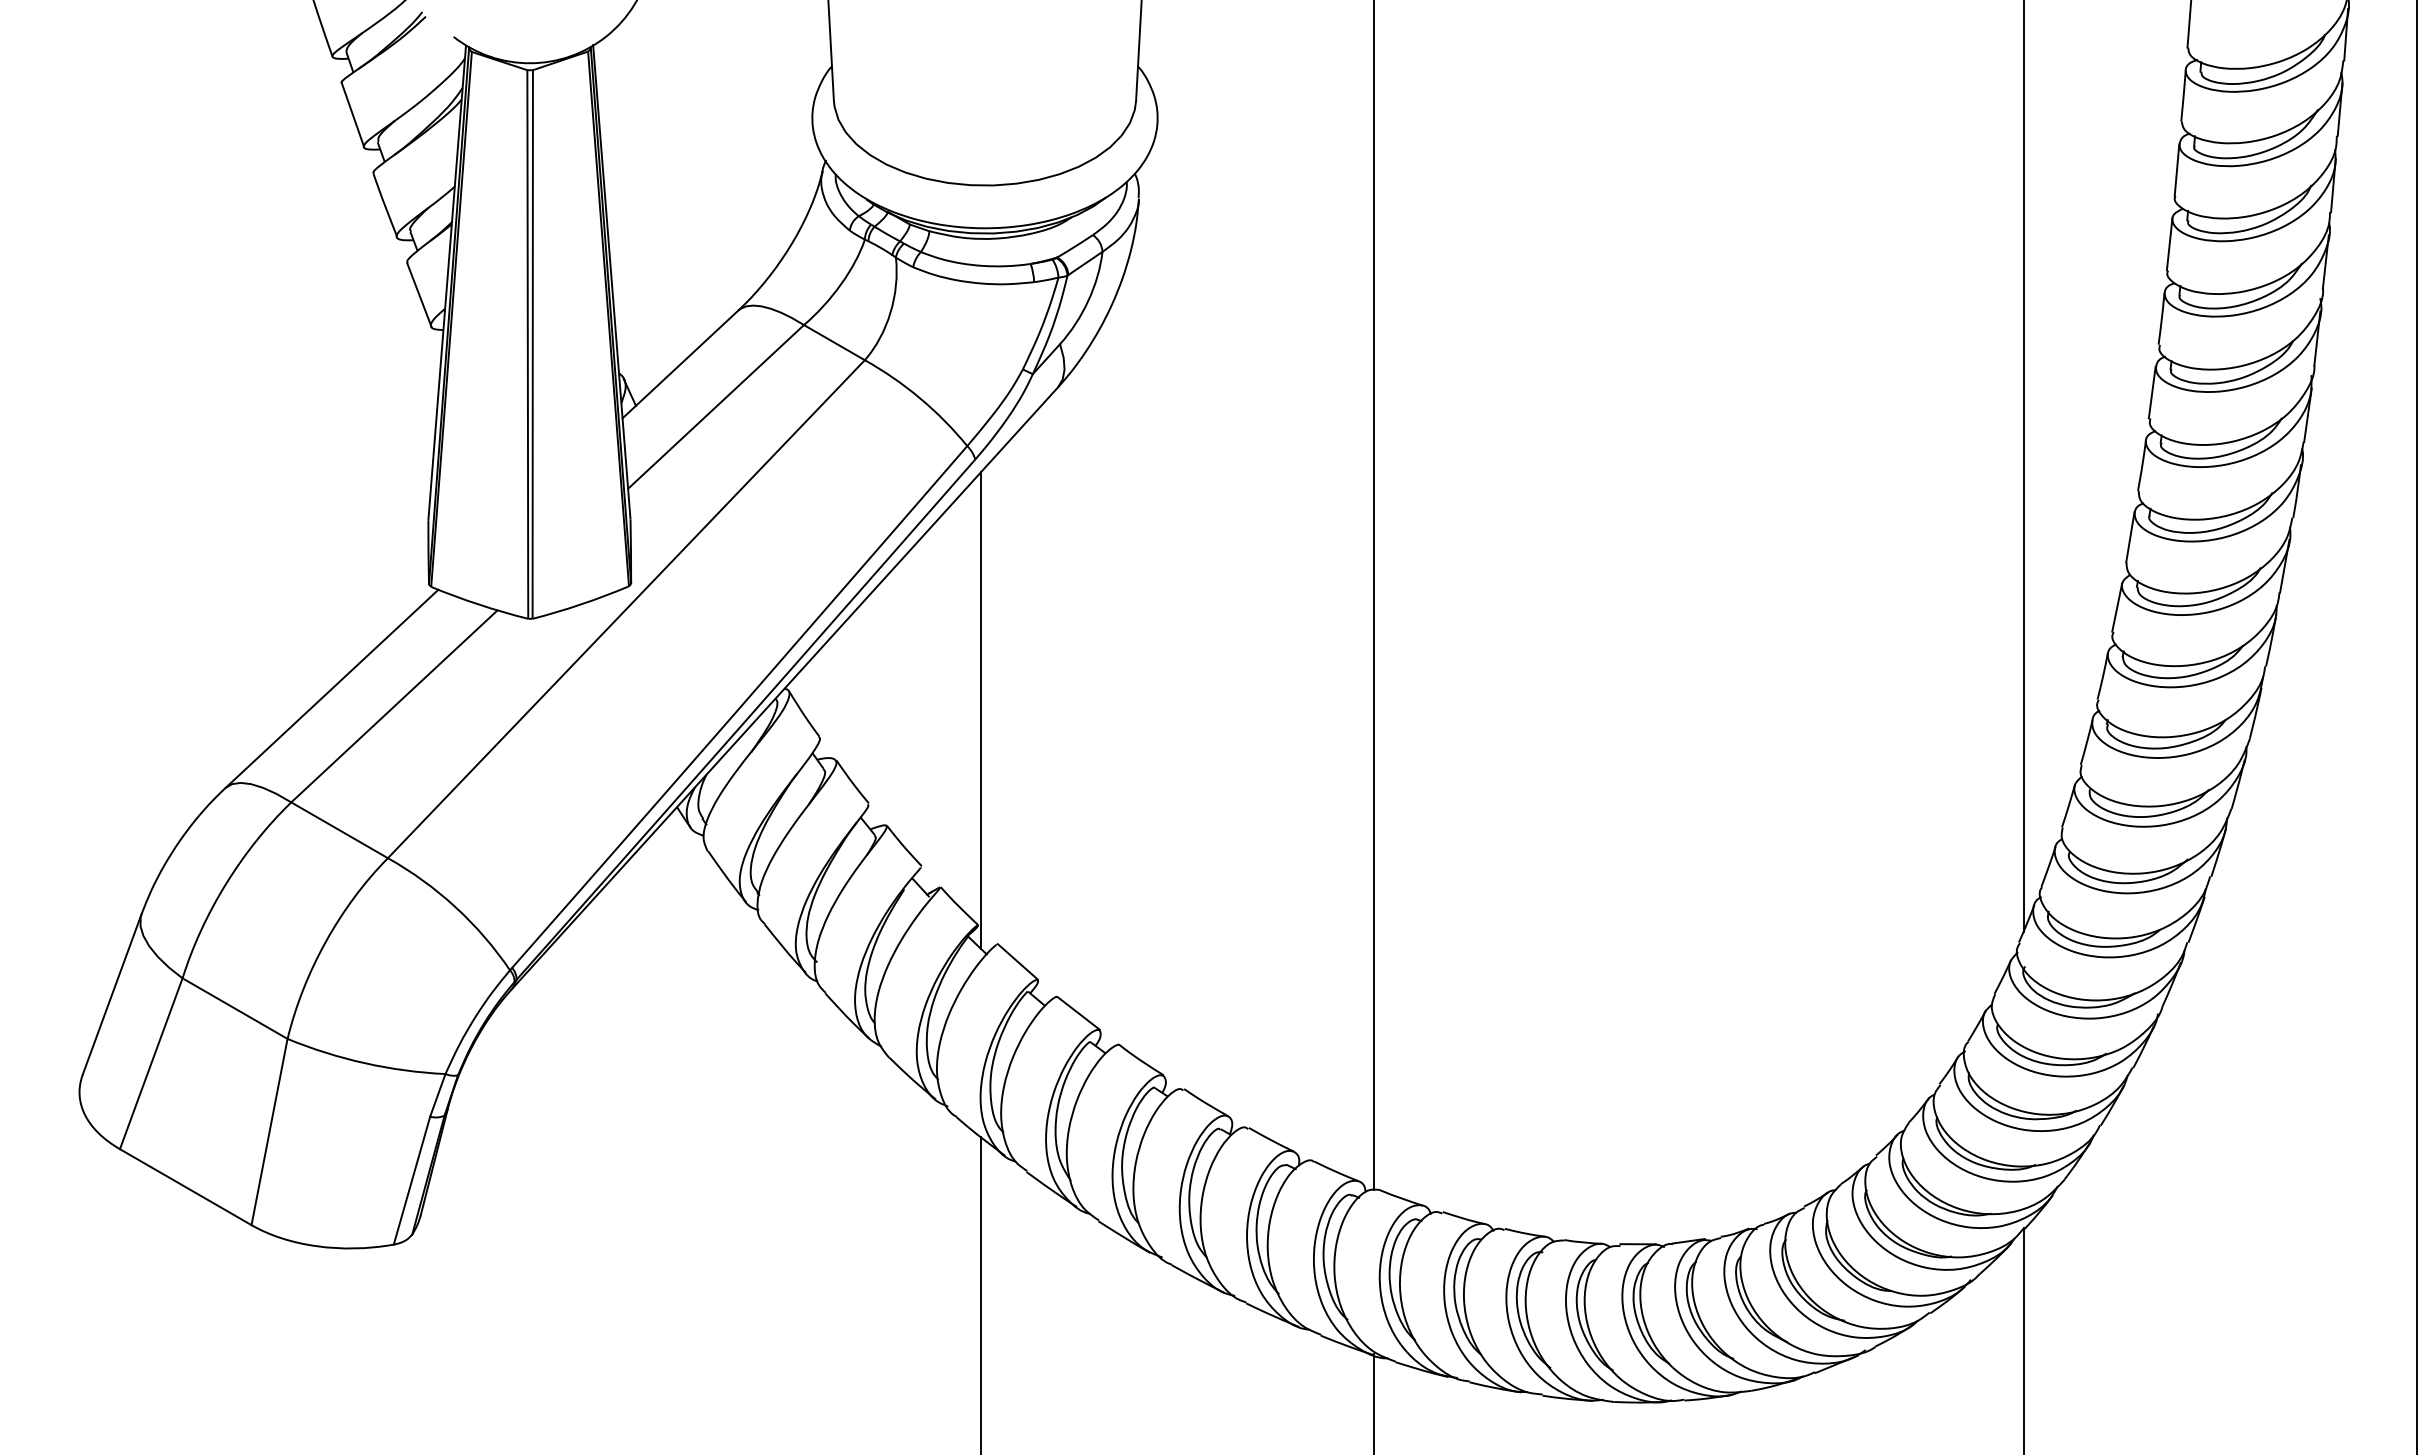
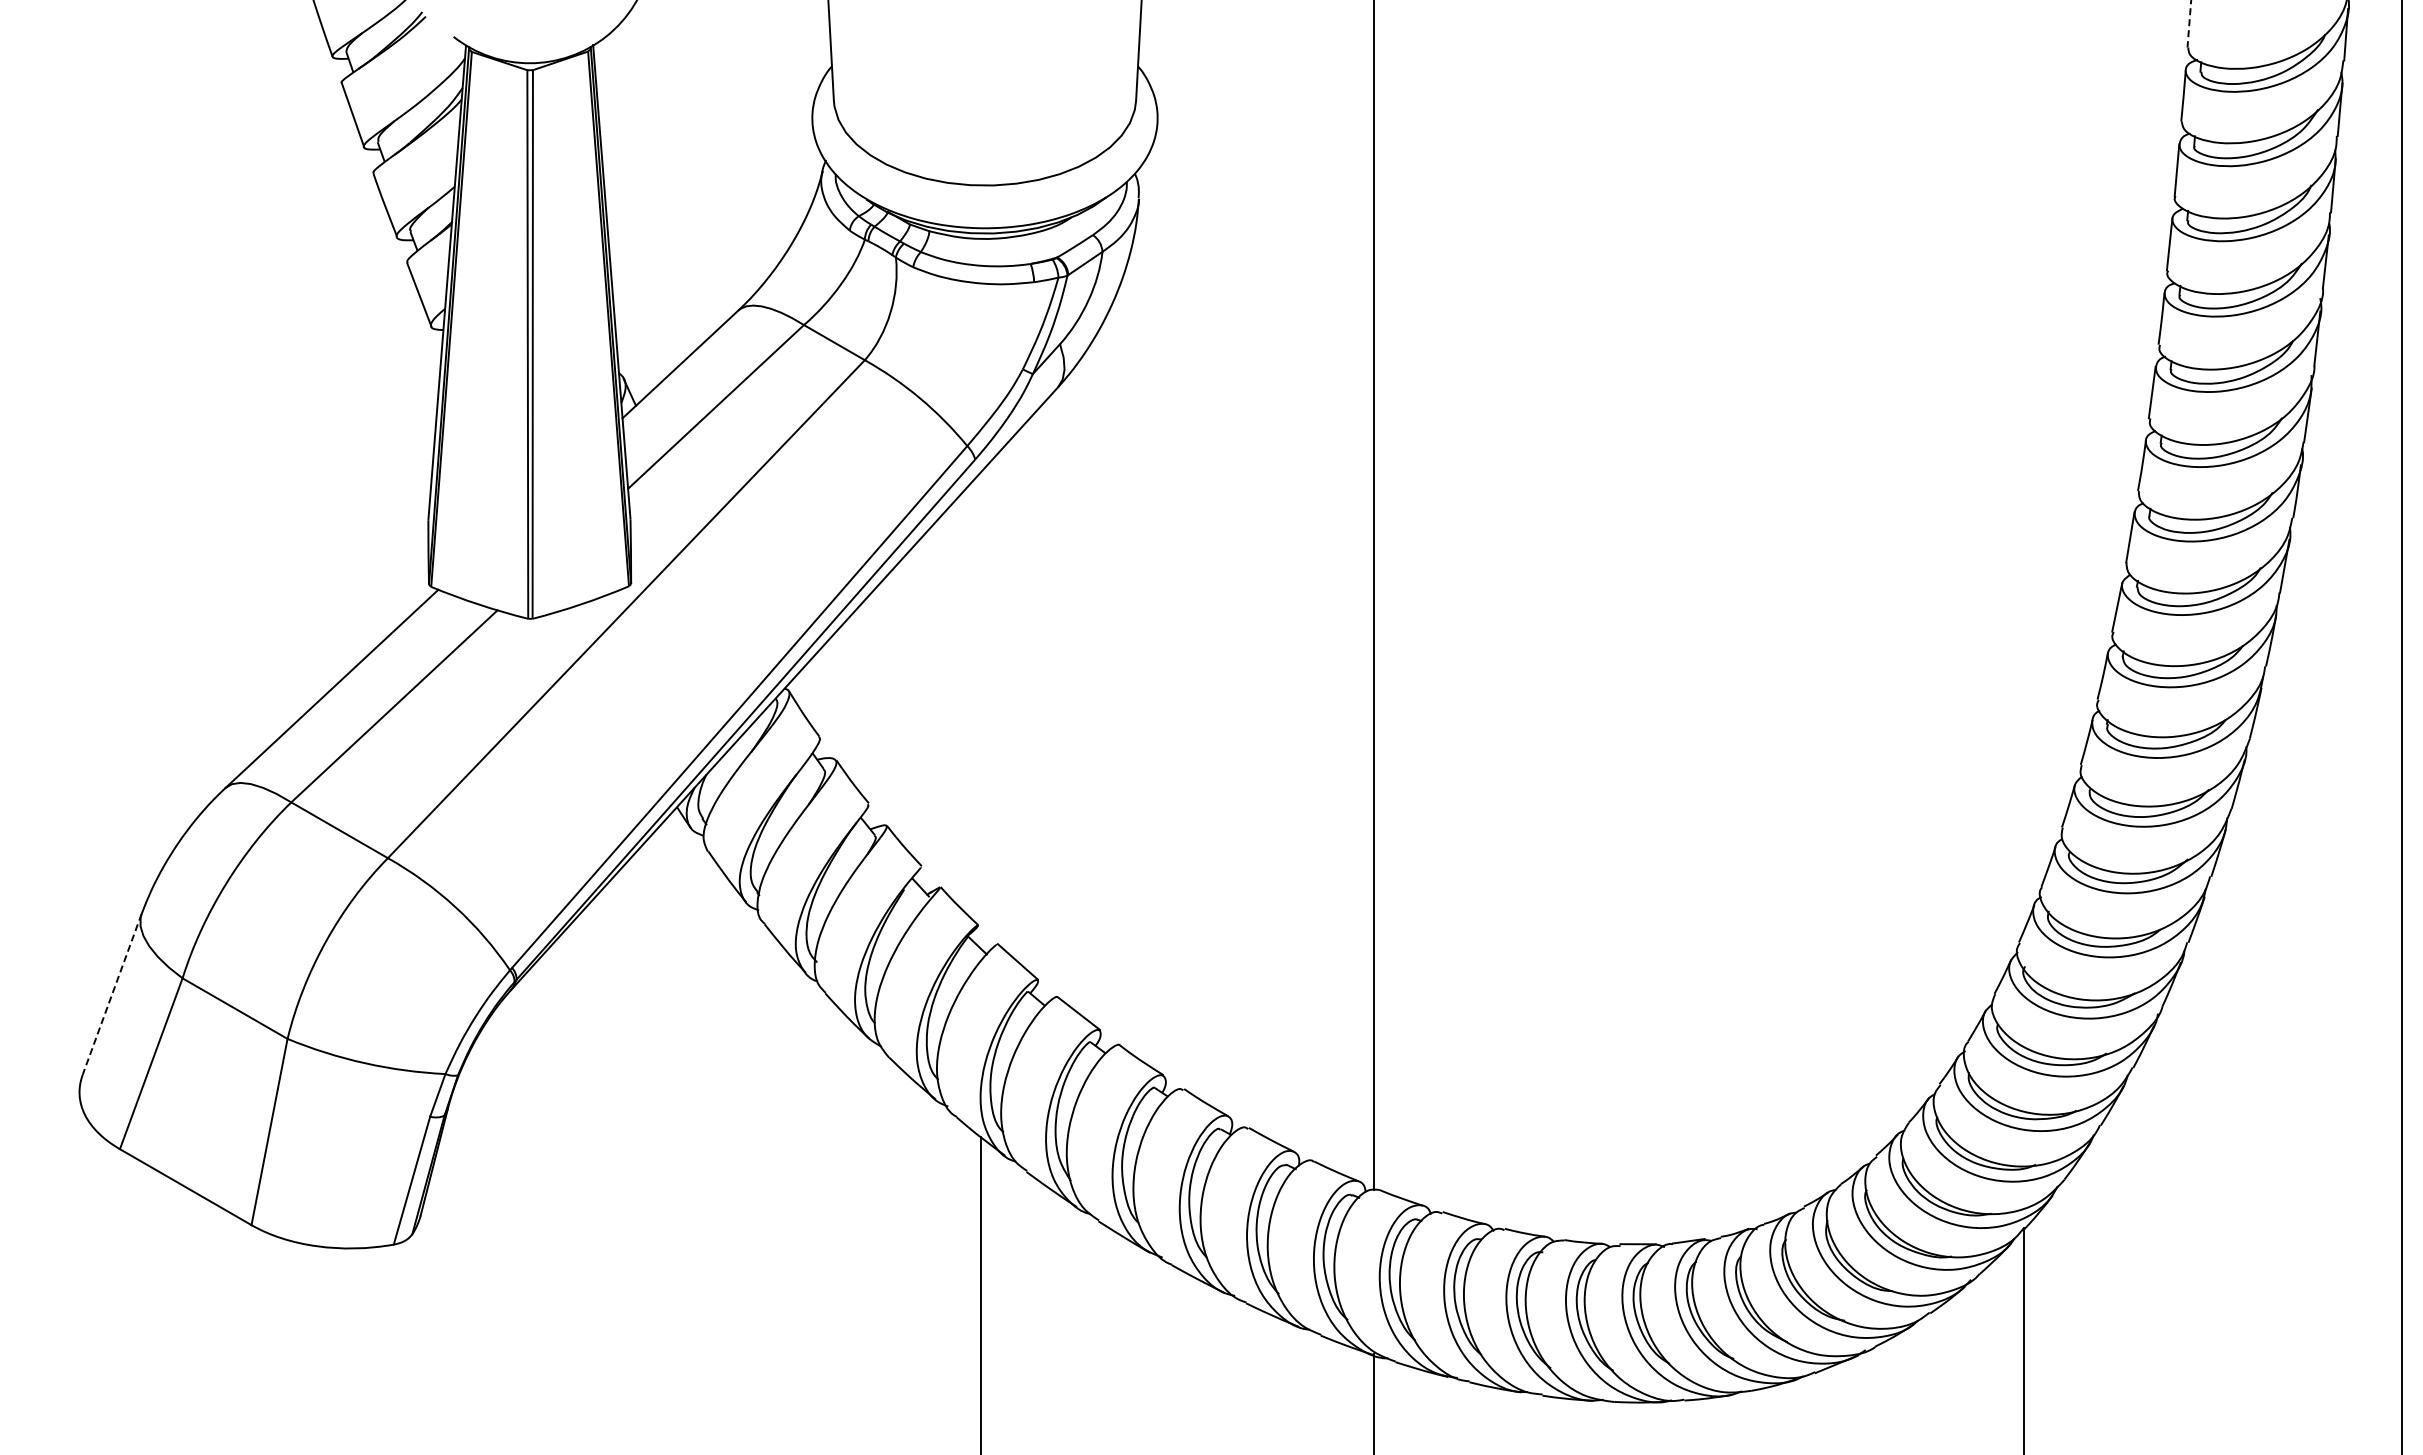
line: solid -> dashed (2189, 23)
line: present -> none (2023, 466)
line: present -> none (980, 710)
line position: (2416, 726) -> (2401, 726) (2401, 726)
line: solid -> dashed (112, 994)
